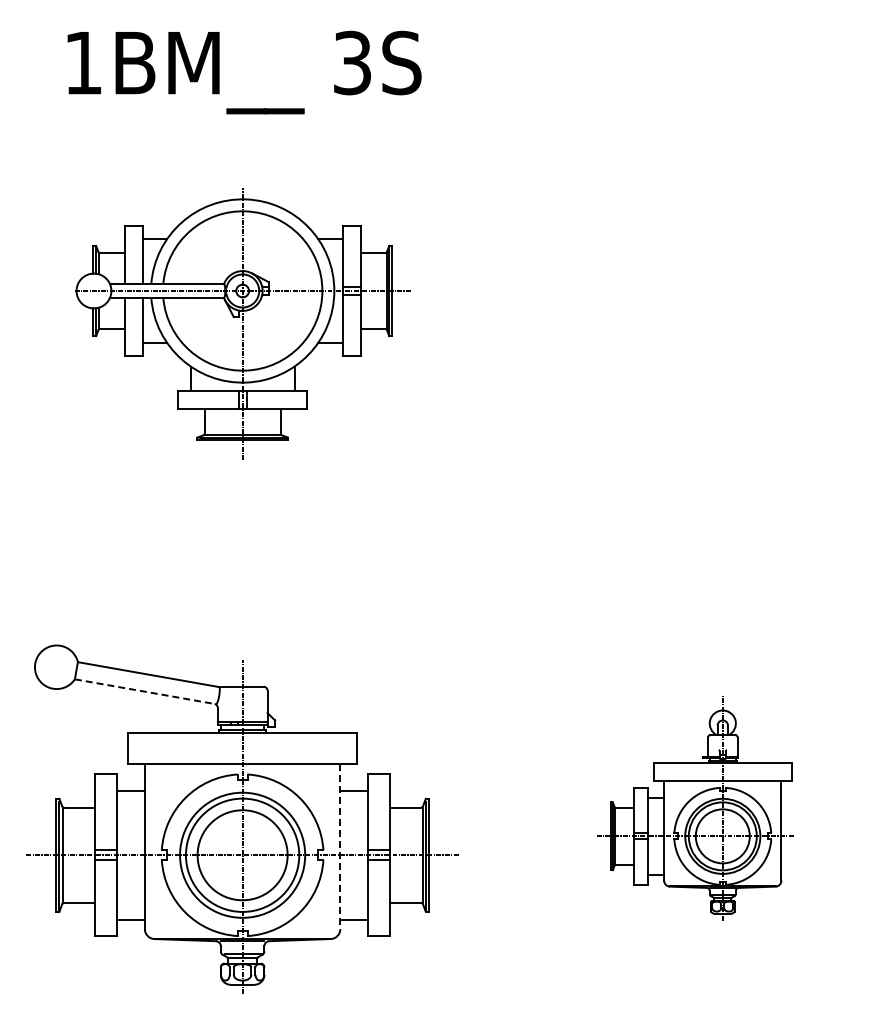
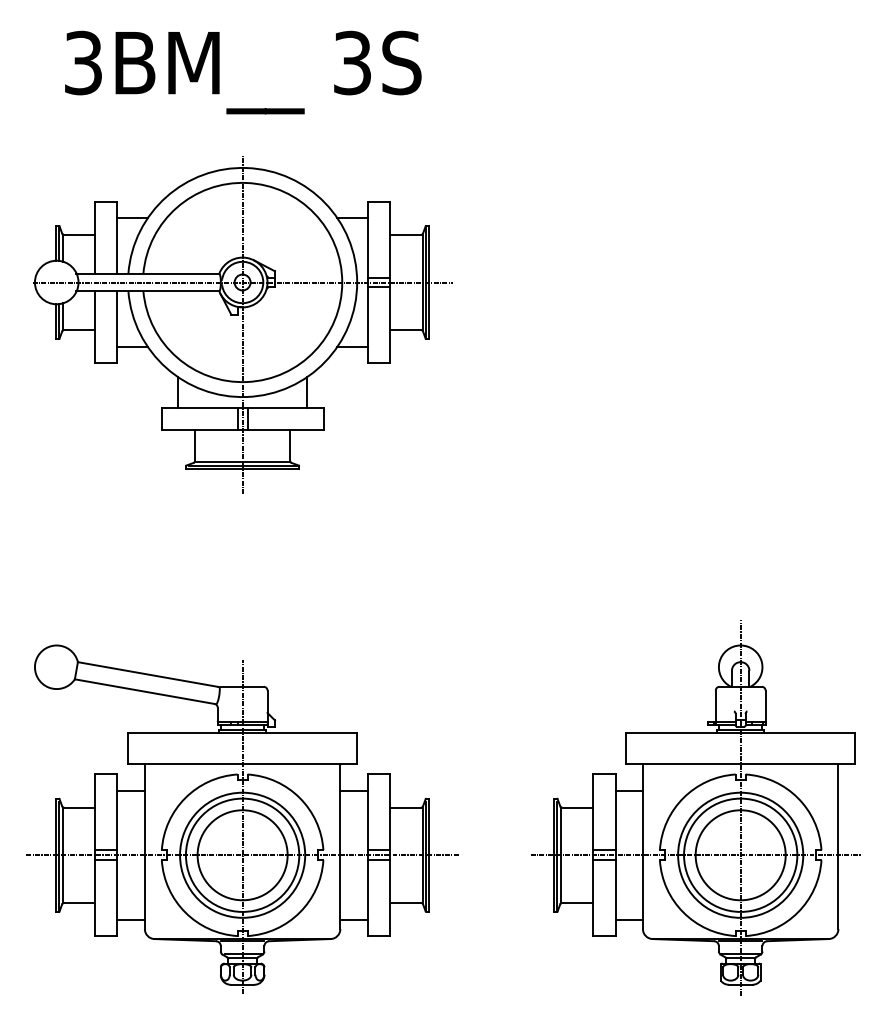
text: 1BM__ -> 3BM__ (83, 62)
part size: 336x272 px -> 420x338 px (242, 324)
line: dashed -> solid (144, 691)
part size: 197x225 px -> 330x376 px (695, 807)
line: dashed -> solid (340, 846)
